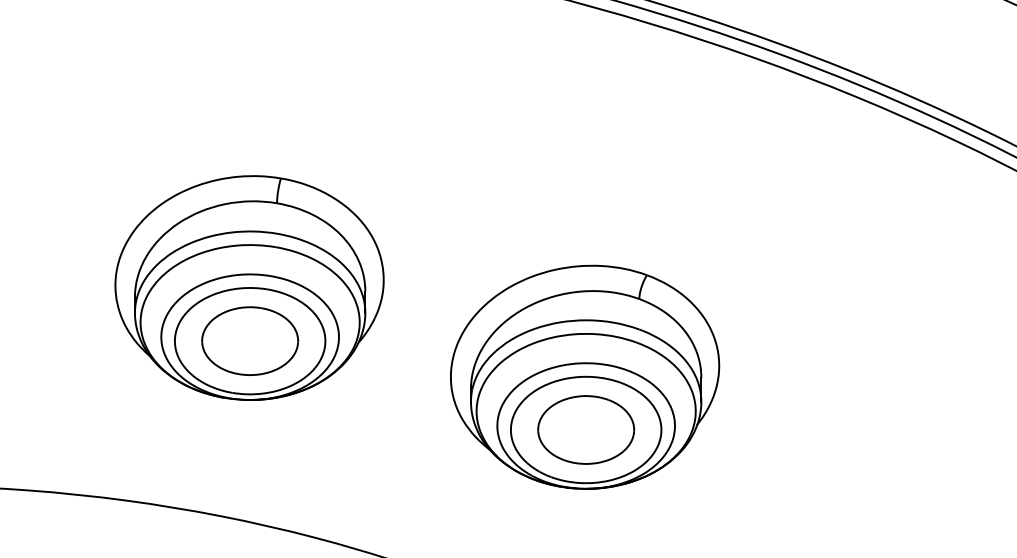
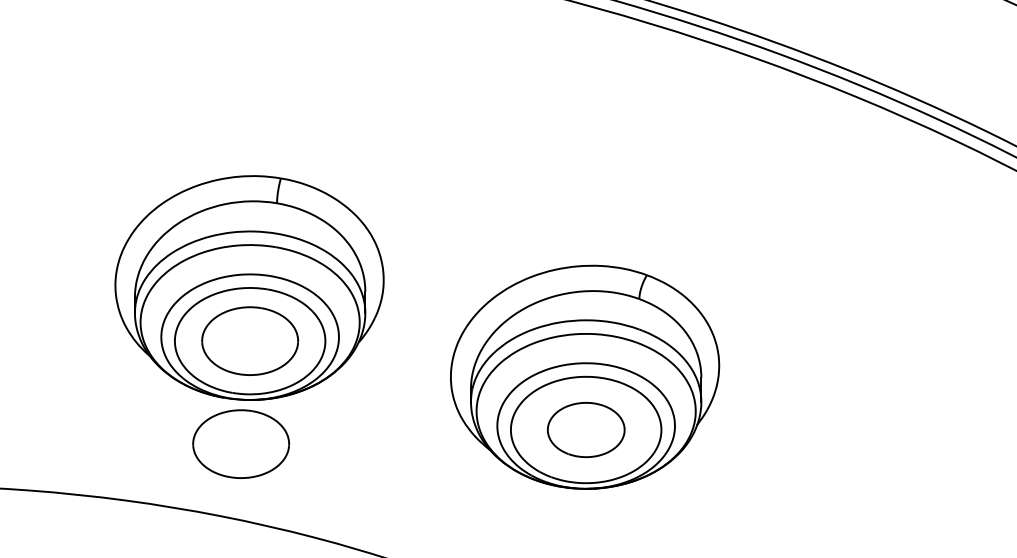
part size: 99x70 px -> 79x56 px (586, 429)
part: none -> present (240, 443)
